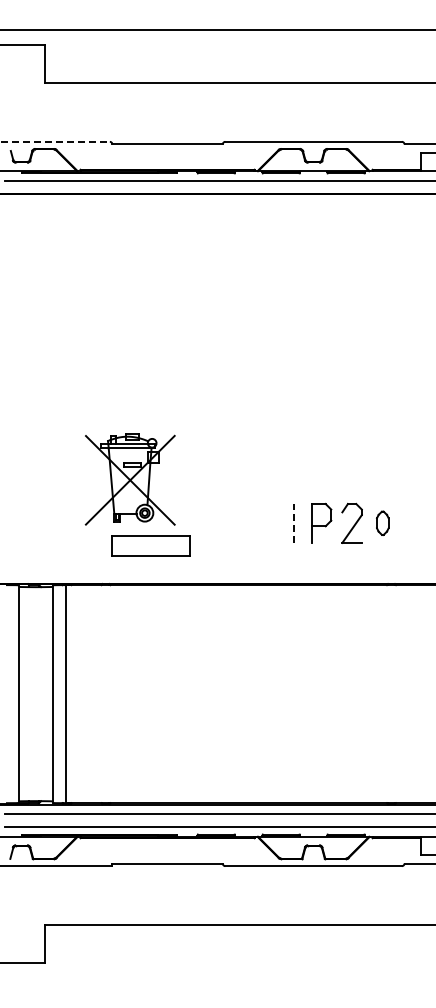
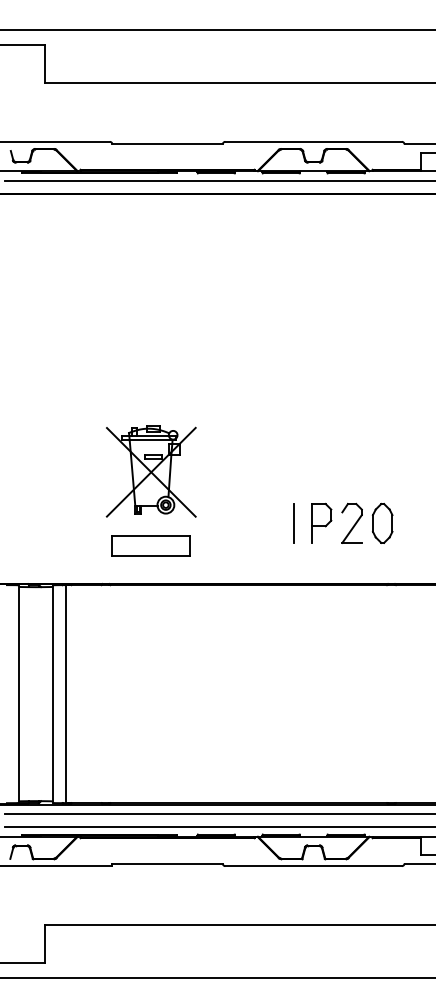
line: dashed -> solid (55, 141)
part position: (129, 479) -> (150, 471) (150, 471)
line: dashed -> solid (294, 522)
part size: 14x26 px -> 22x42 px (382, 522)
line: none -> present (217, 977)
